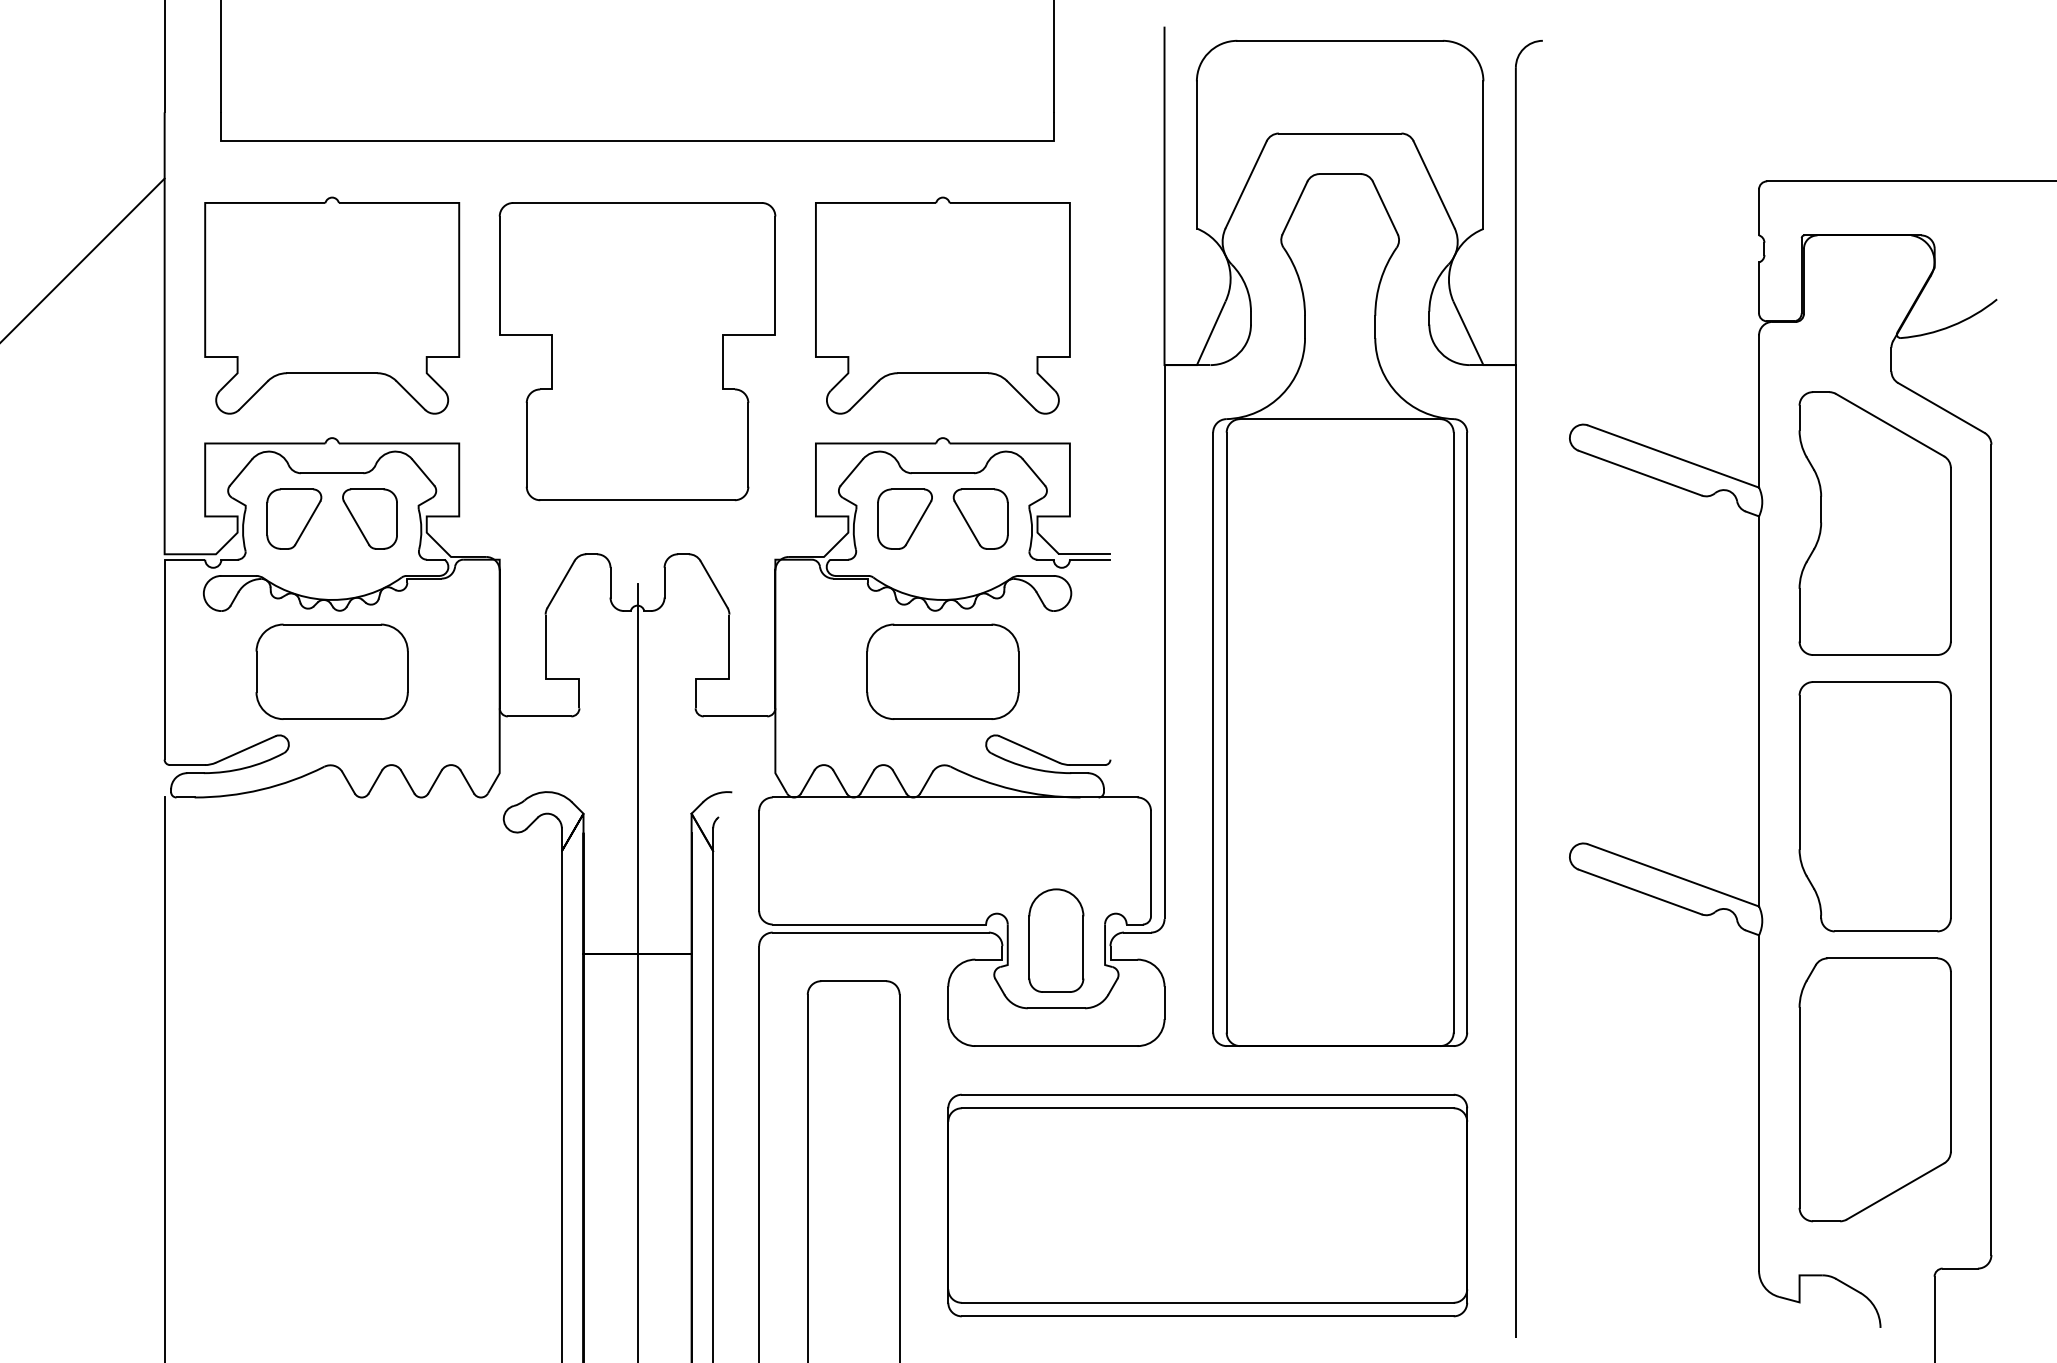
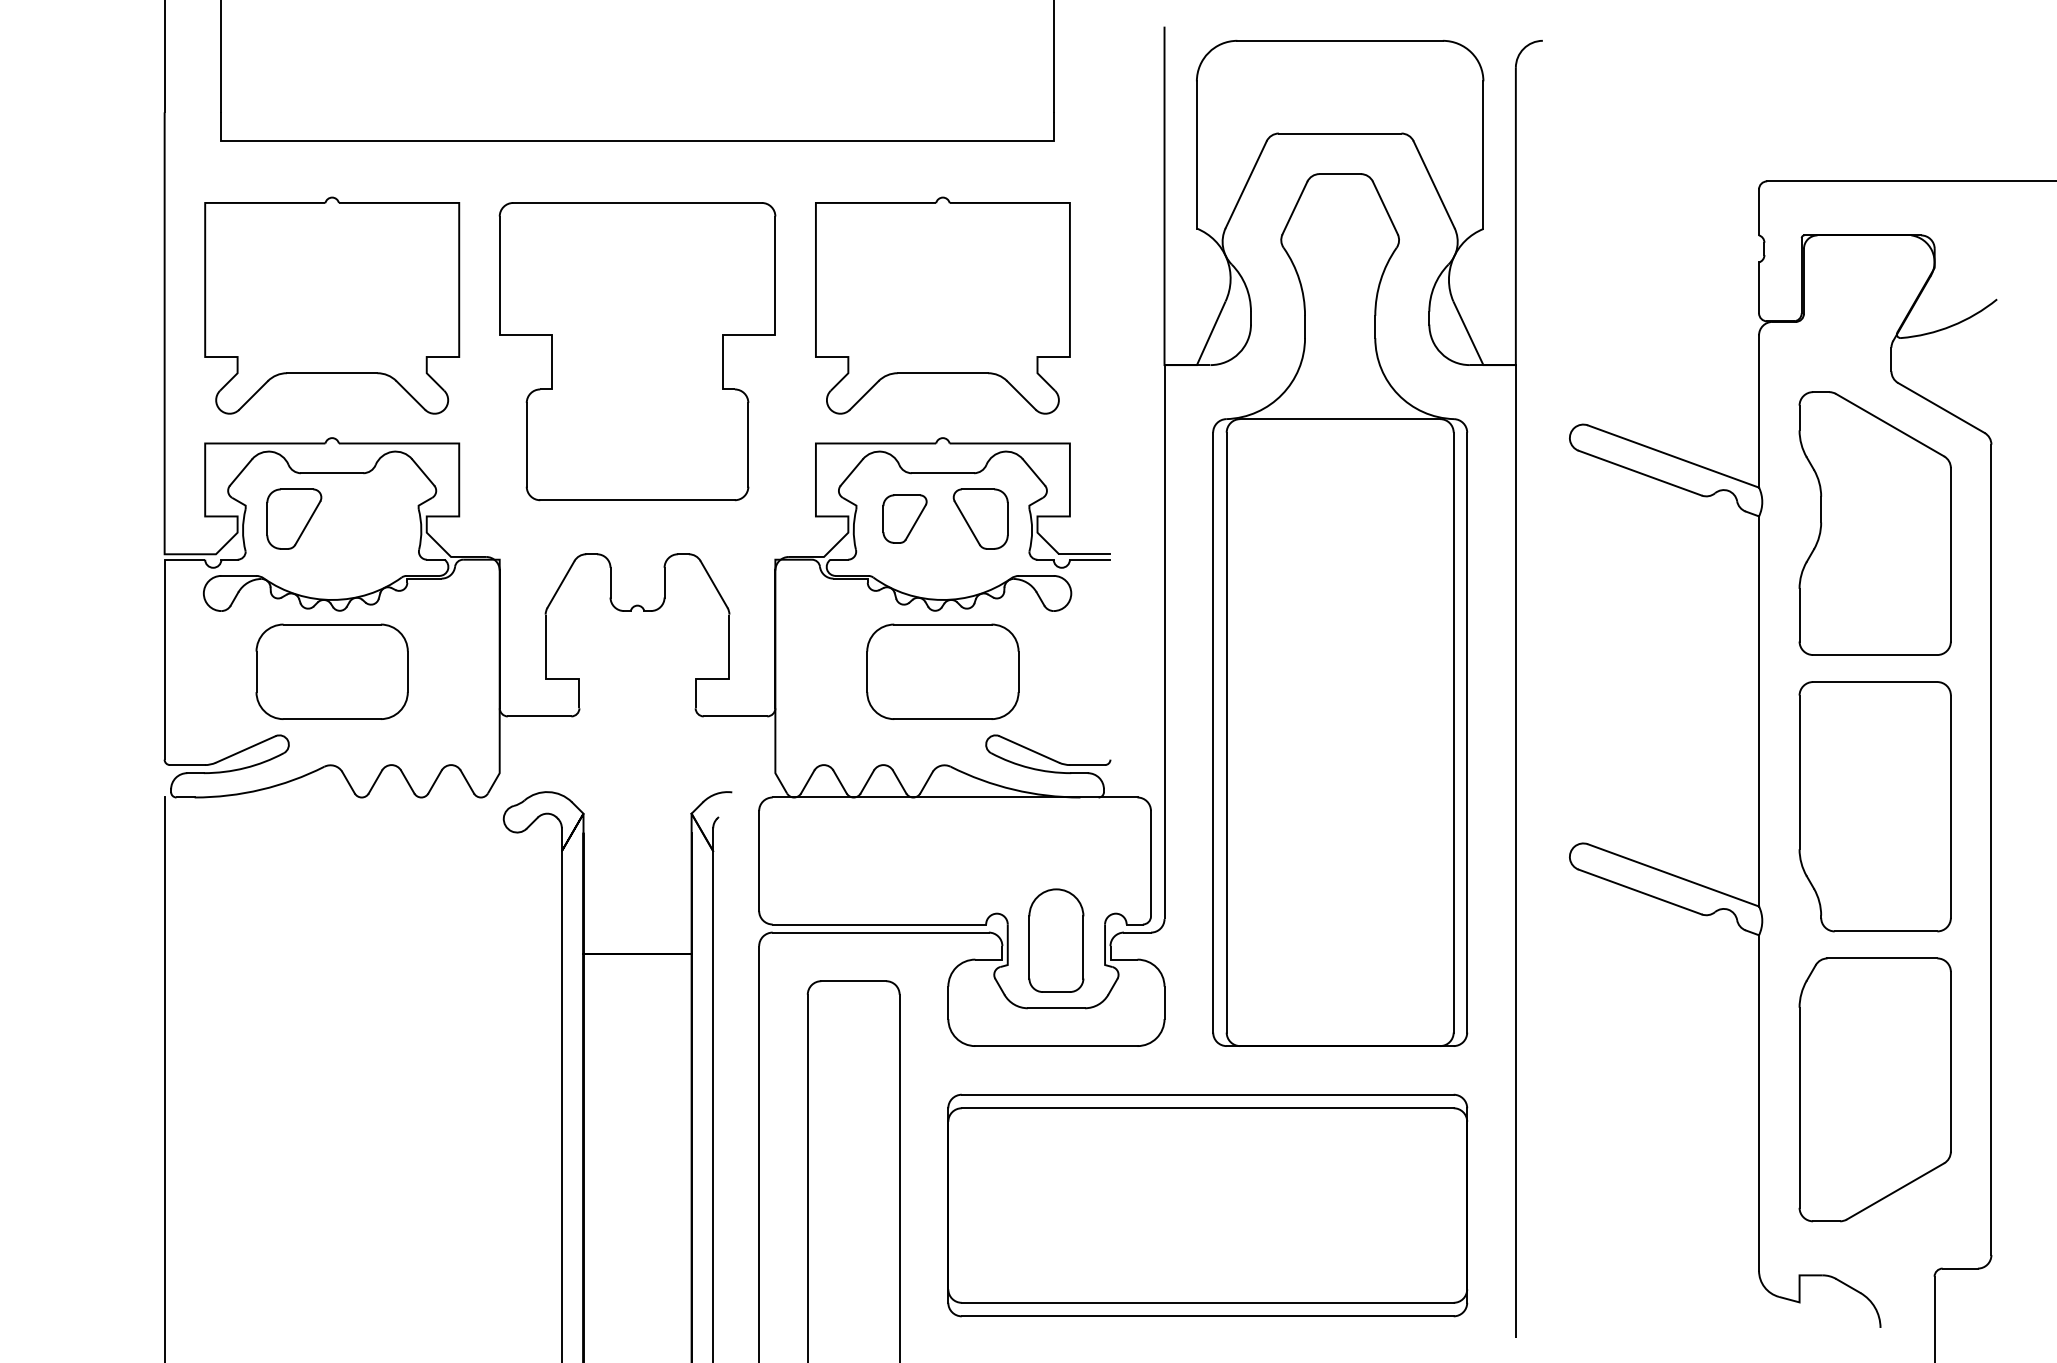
line: present -> none (83, 259)
part: present -> none (369, 518)
part size: 56x62 px -> 46x50 px (904, 518)
line: present -> none (637, 971)
